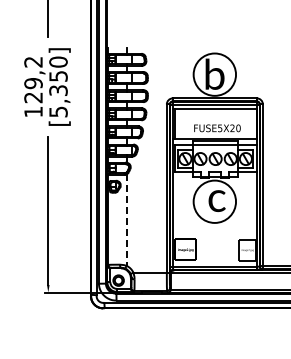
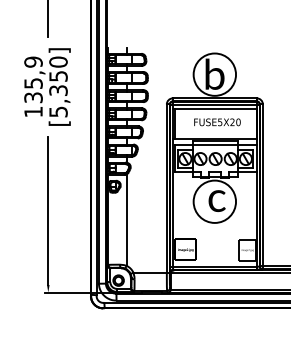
text: 129,2 -> 135,9 (33, 79)
text position: (217, 128) -> (217, 122) (217, 122)
line: dashed -> solid (126, 220)
